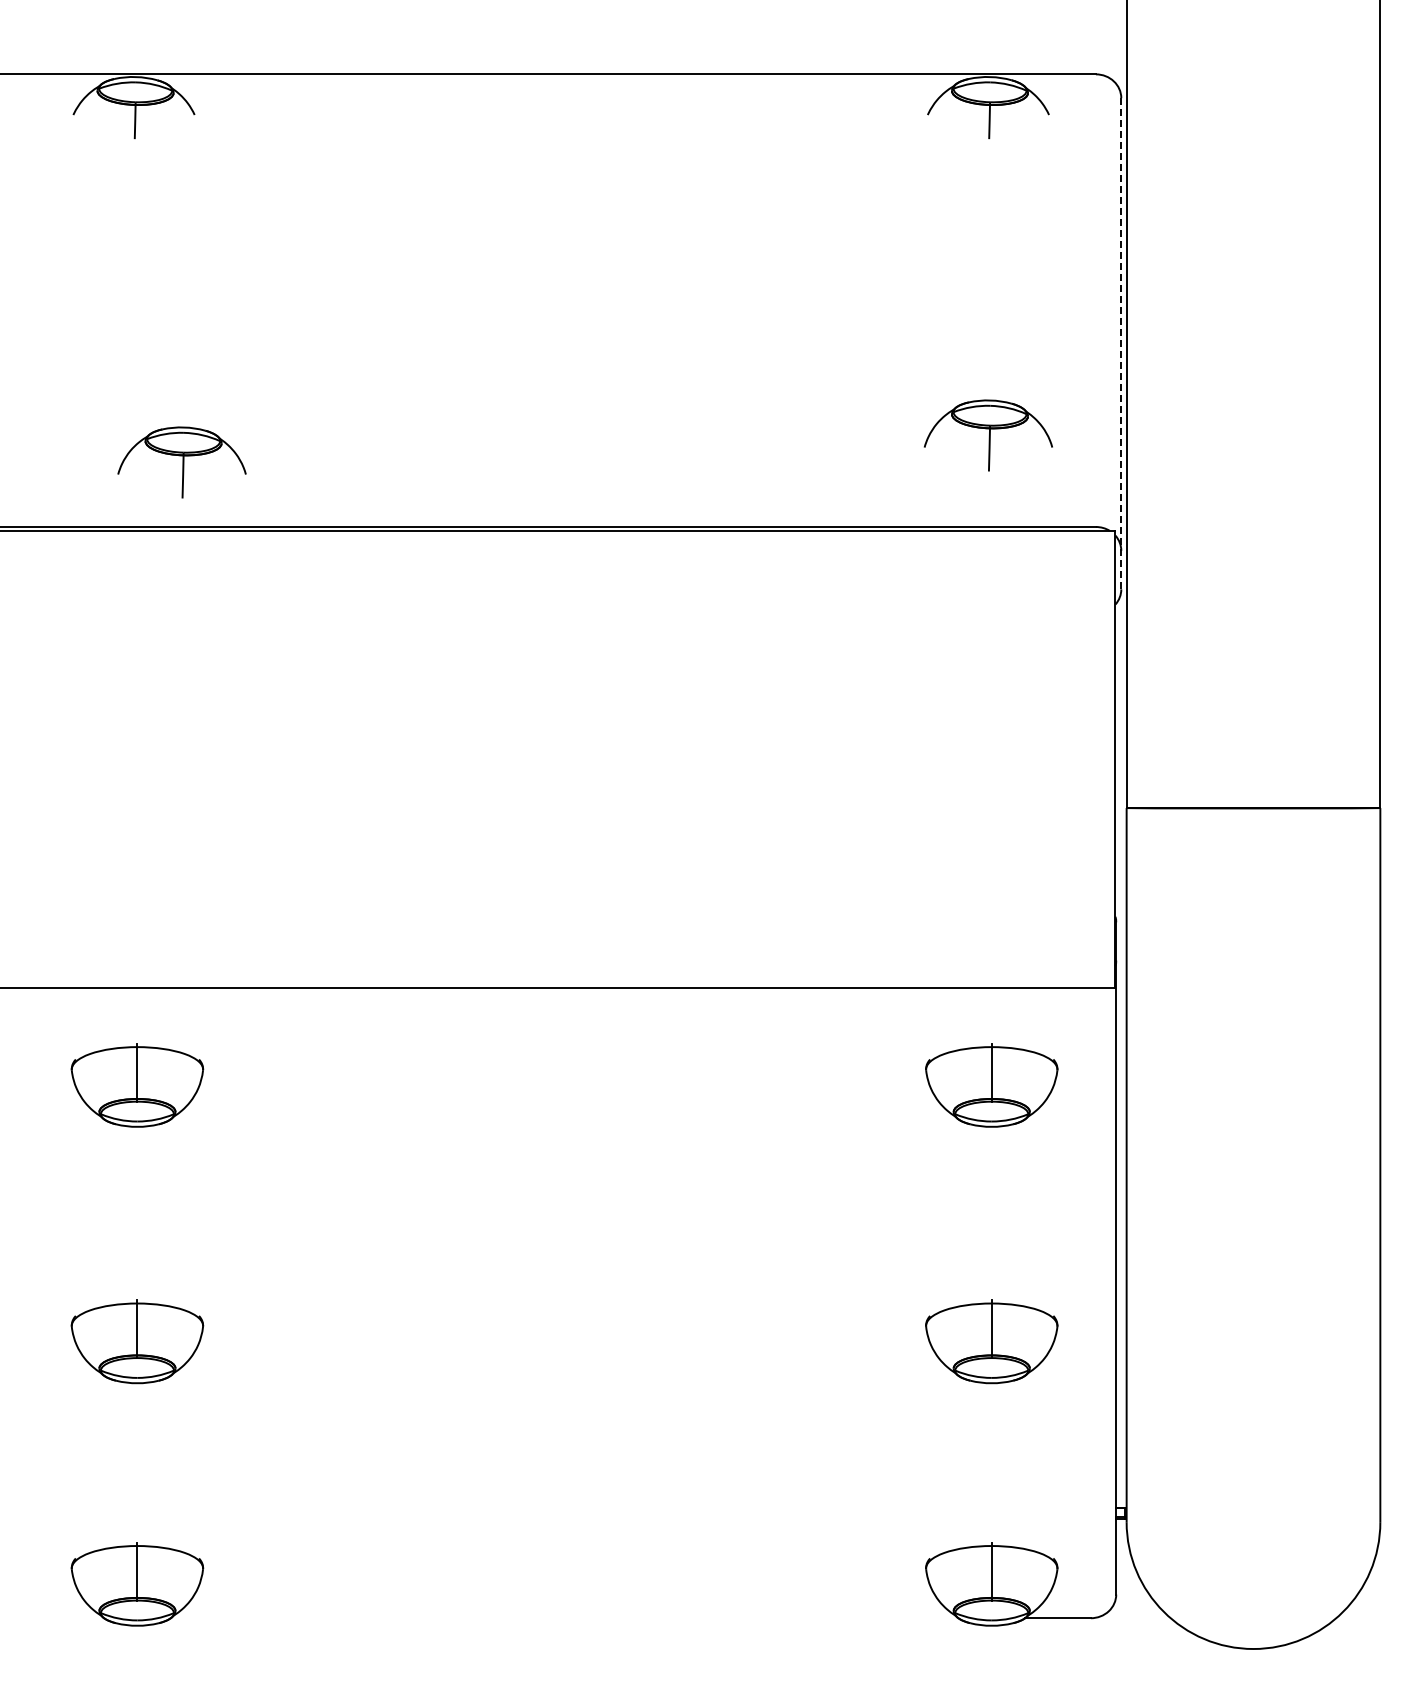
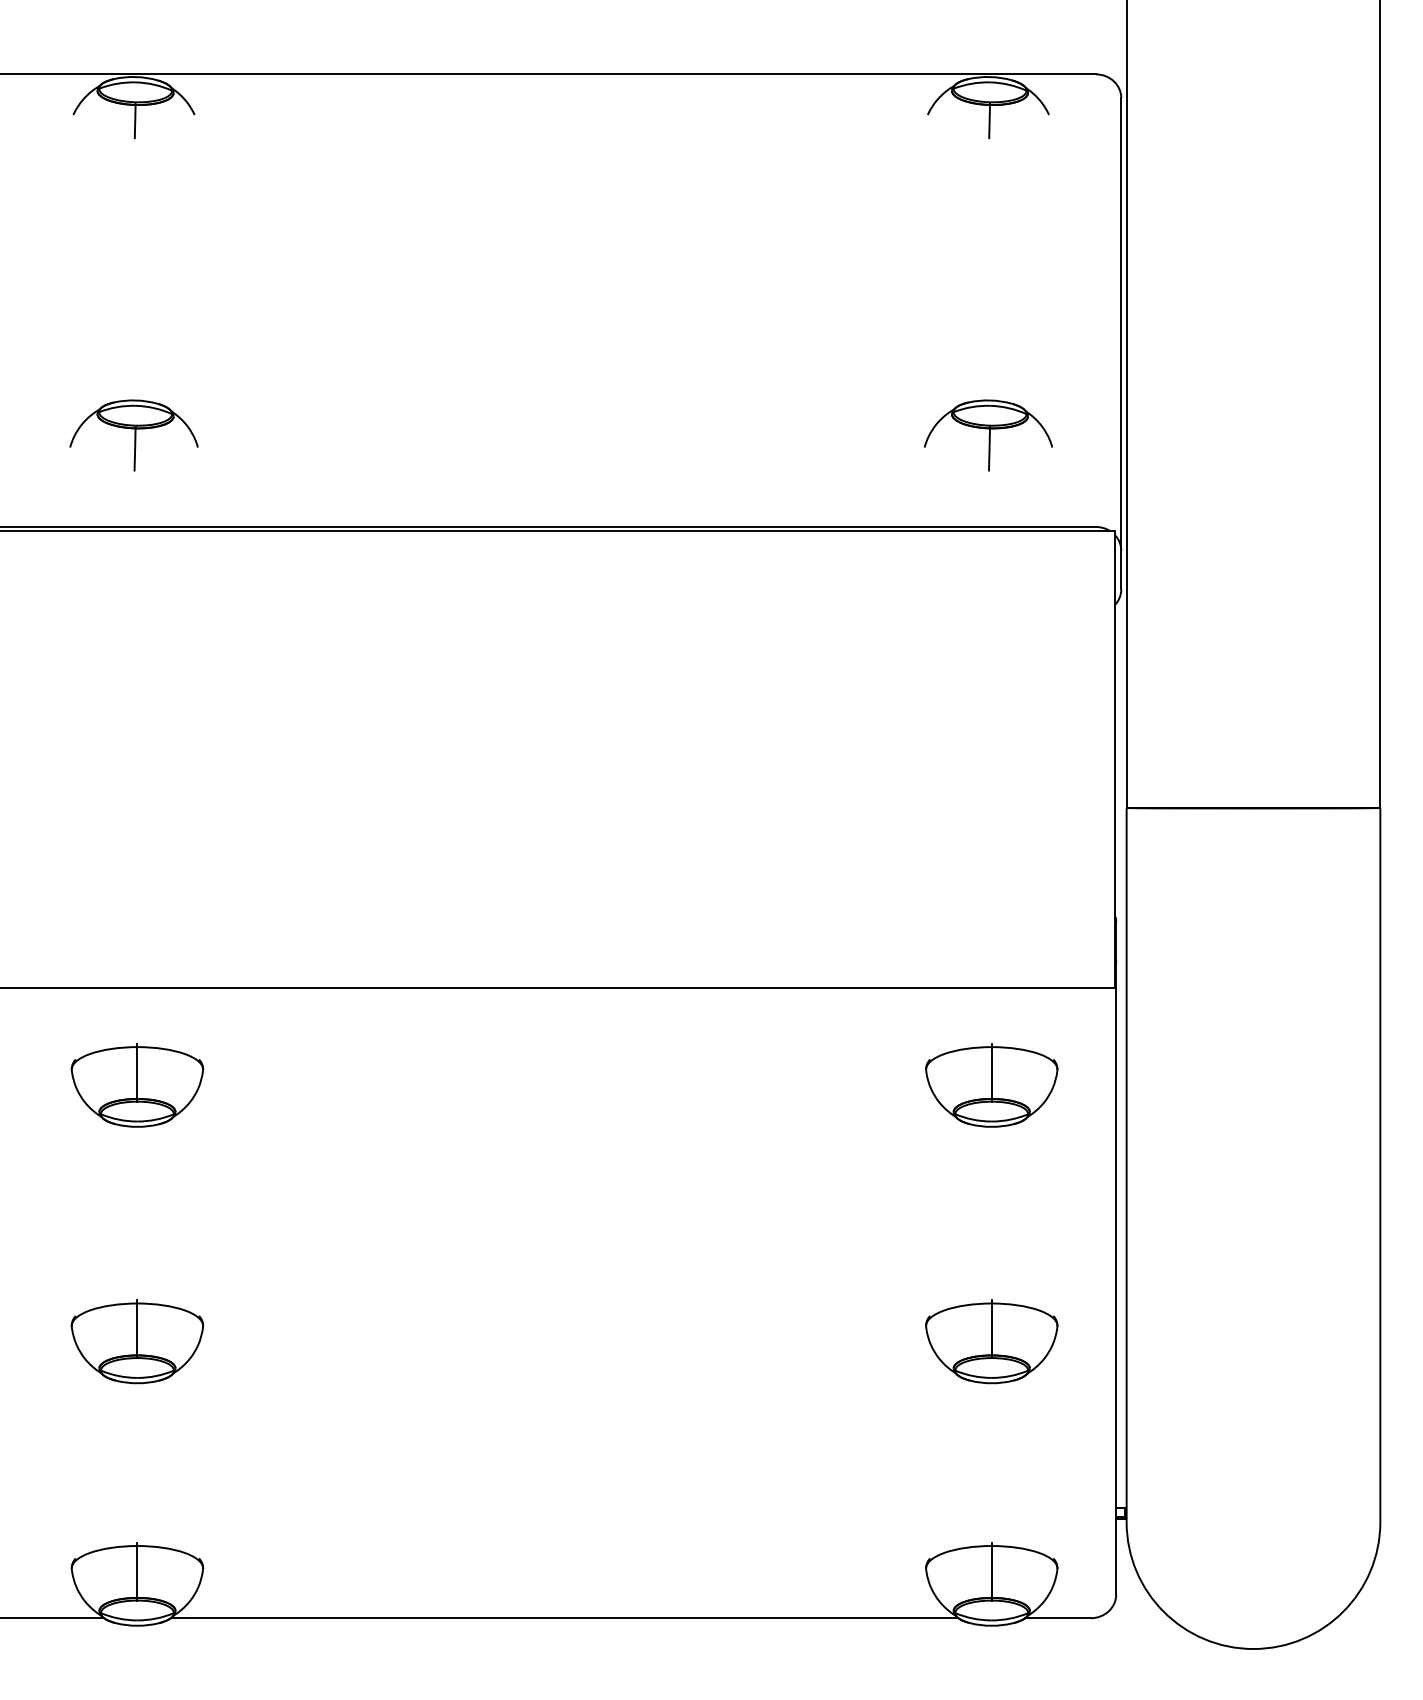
line: dashed -> solid (1121, 343)
part position: (181, 462) -> (133, 435) (133, 435)
line: none -> present (52, 1618)
line: none -> present (564, 1618)
